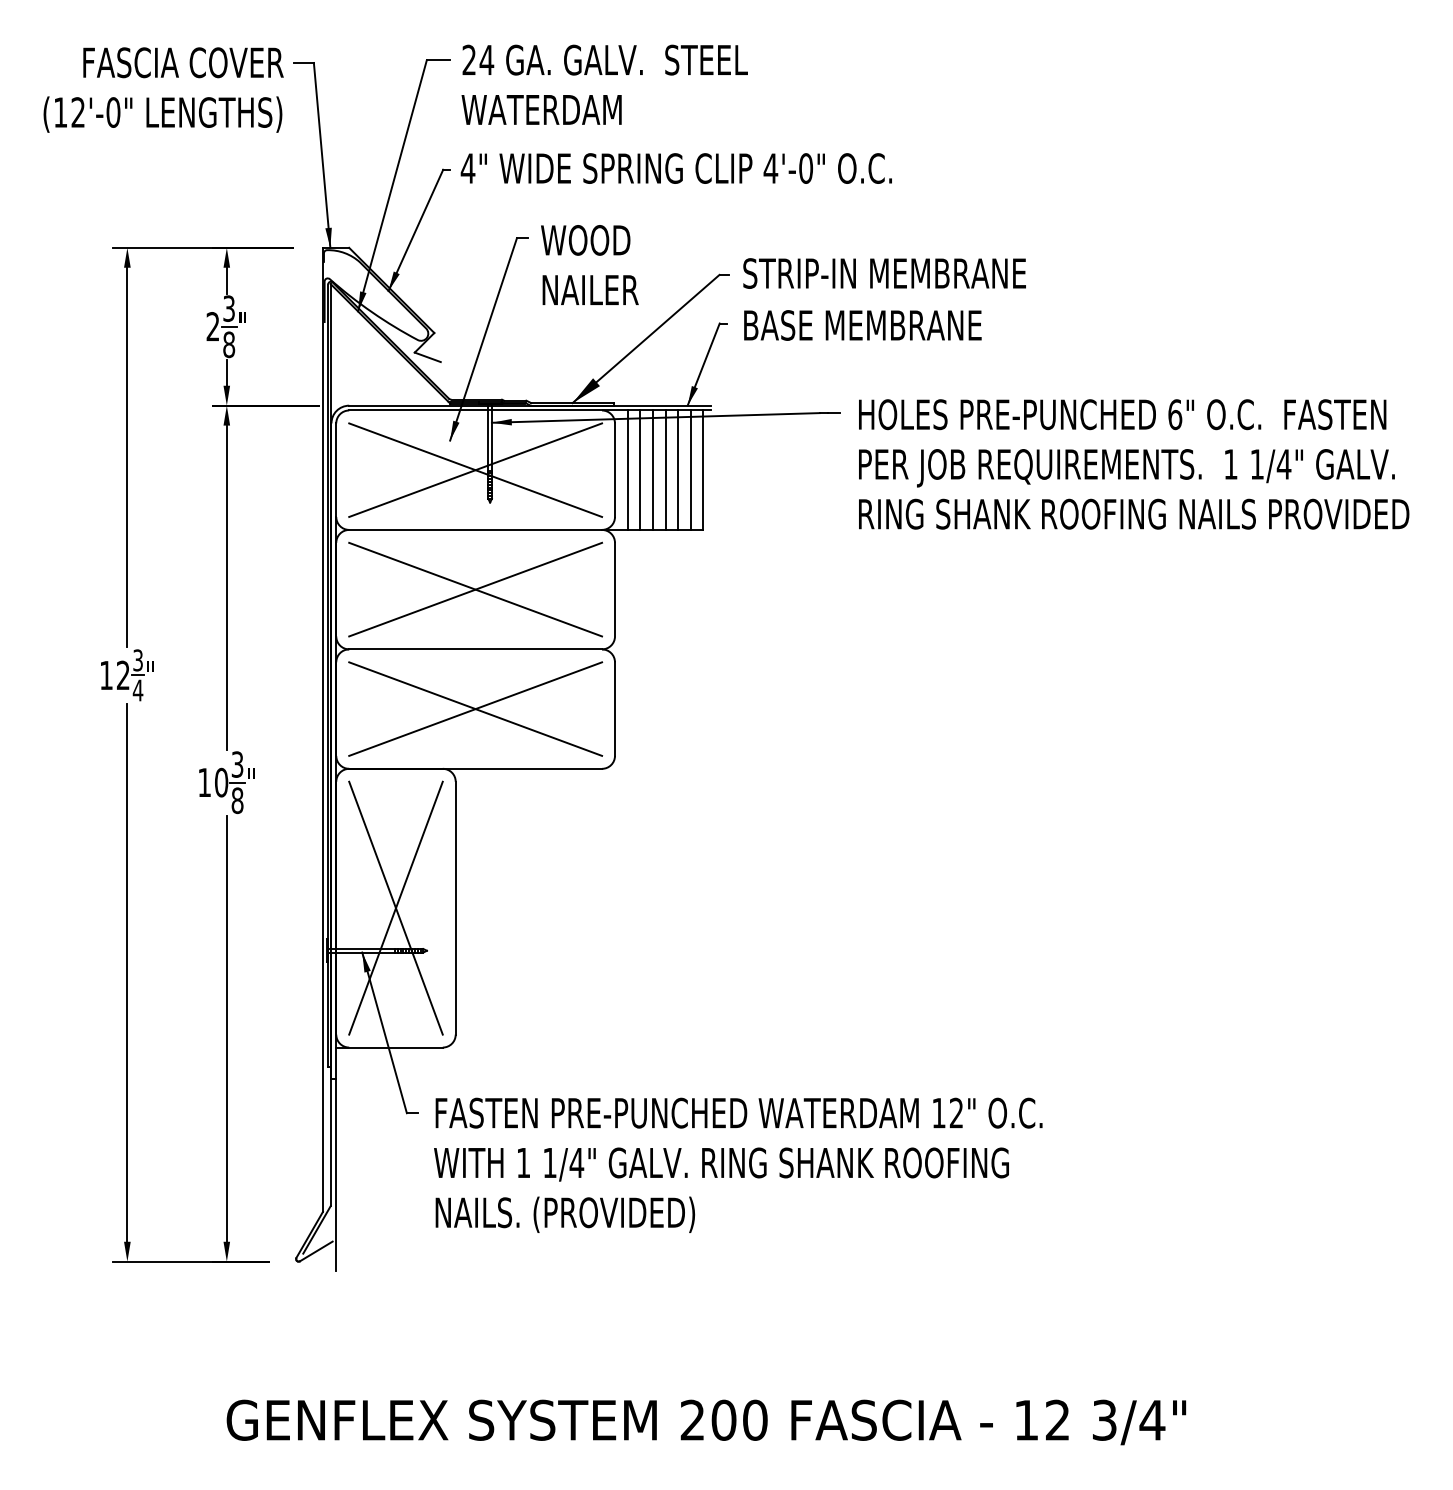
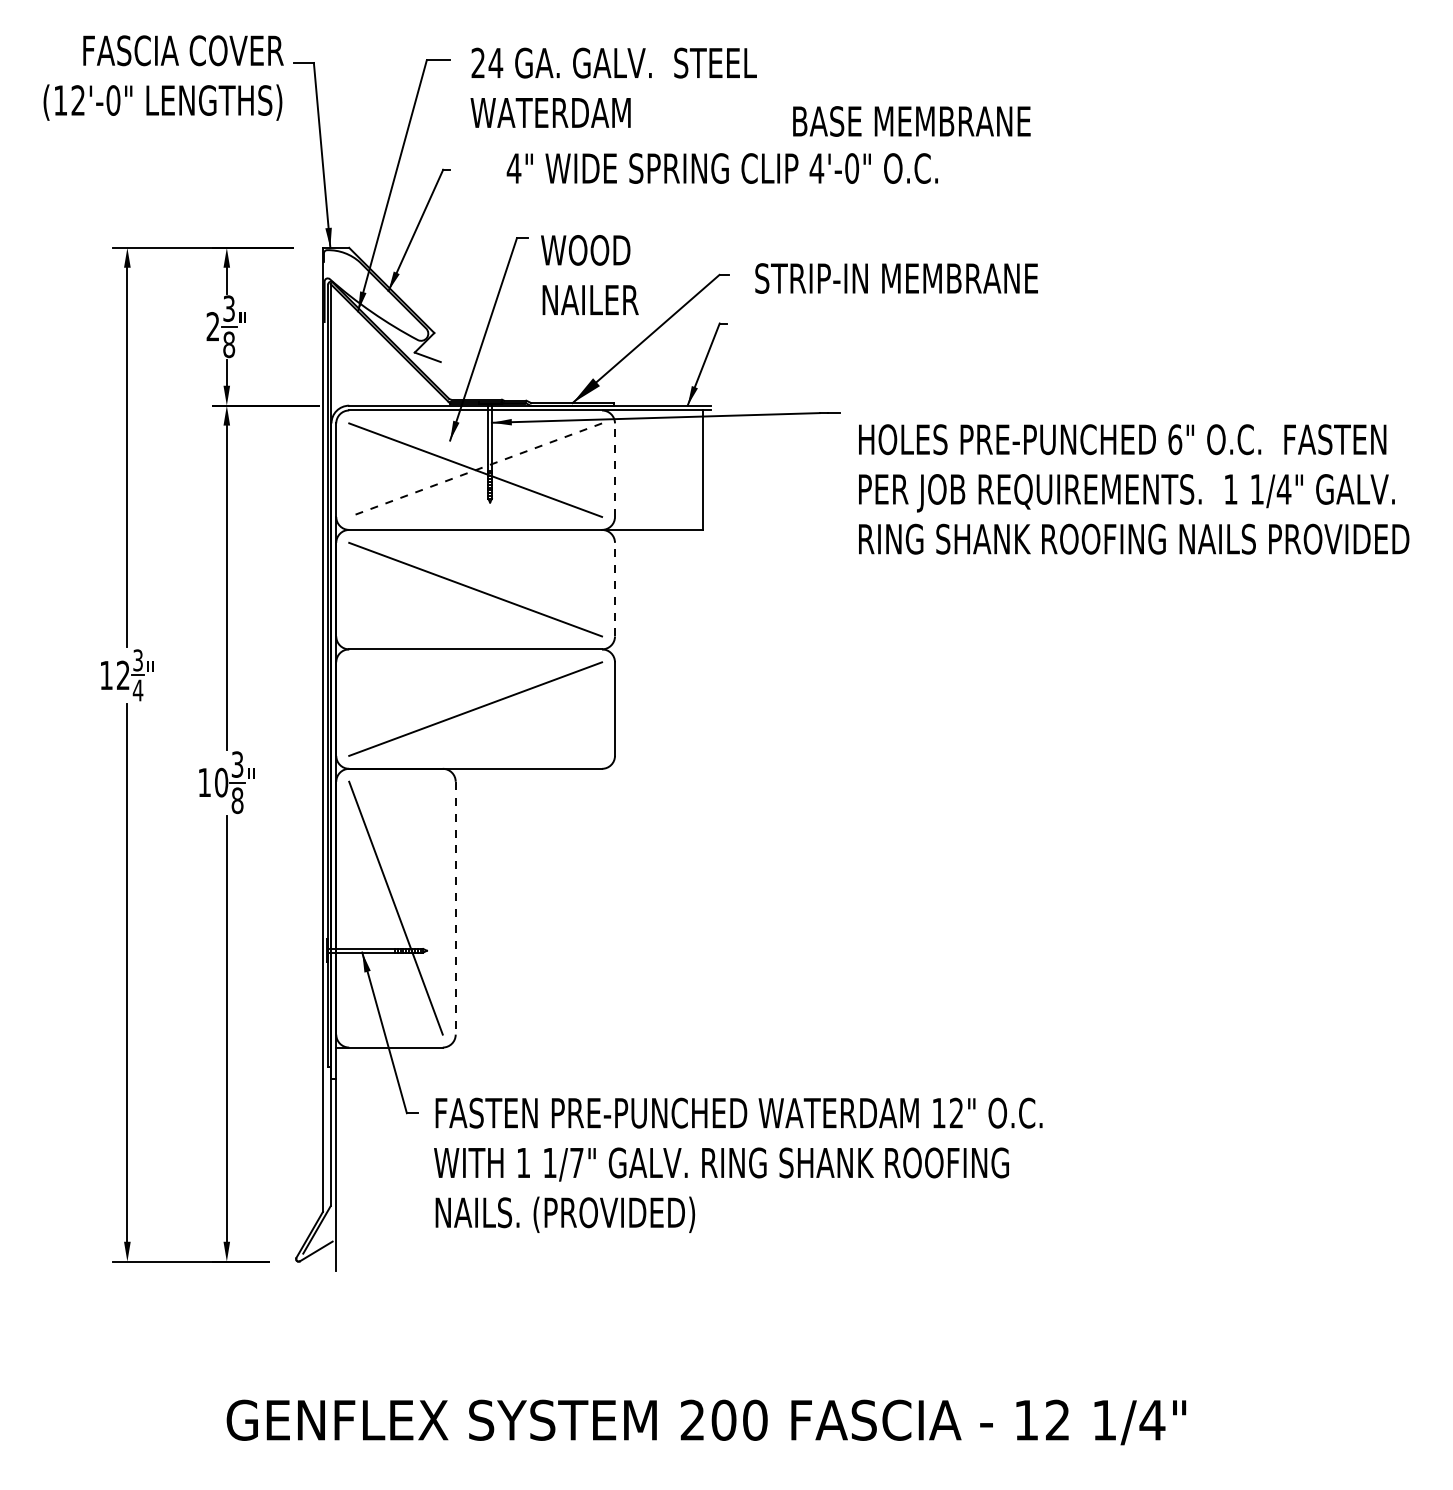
text position: (604, 84) -> (613, 87) (613, 87)
text position: (163, 89) -> (163, 77) (163, 77)
text position: (675, 168) -> (721, 168) (721, 168)
text position: (589, 264) -> (589, 274) (589, 274)
text position: (884, 273) -> (896, 278) (896, 278)
text position: (862, 325) -> (911, 121) (911, 121)
text position: (1134, 464) -> (1134, 489) (1134, 489)
line: present -> none (627, 469)
line: present -> none (640, 469)
line: present -> none (652, 469)
line: present -> none (665, 469)
line: present -> none (678, 469)
line: present -> none (690, 469)
line: solid -> dashed (475, 470)
line: solid -> dashed (615, 470)
line: present -> none (475, 589)
line: solid -> dashed (615, 589)
line: present -> none (475, 708)
line: present -> none (395, 907)
line: solid -> dashed (455, 908)
text: 1/4" -> 1/7" (576, 1162)
text: 3/4" -> 1/4" (1104, 1419)
